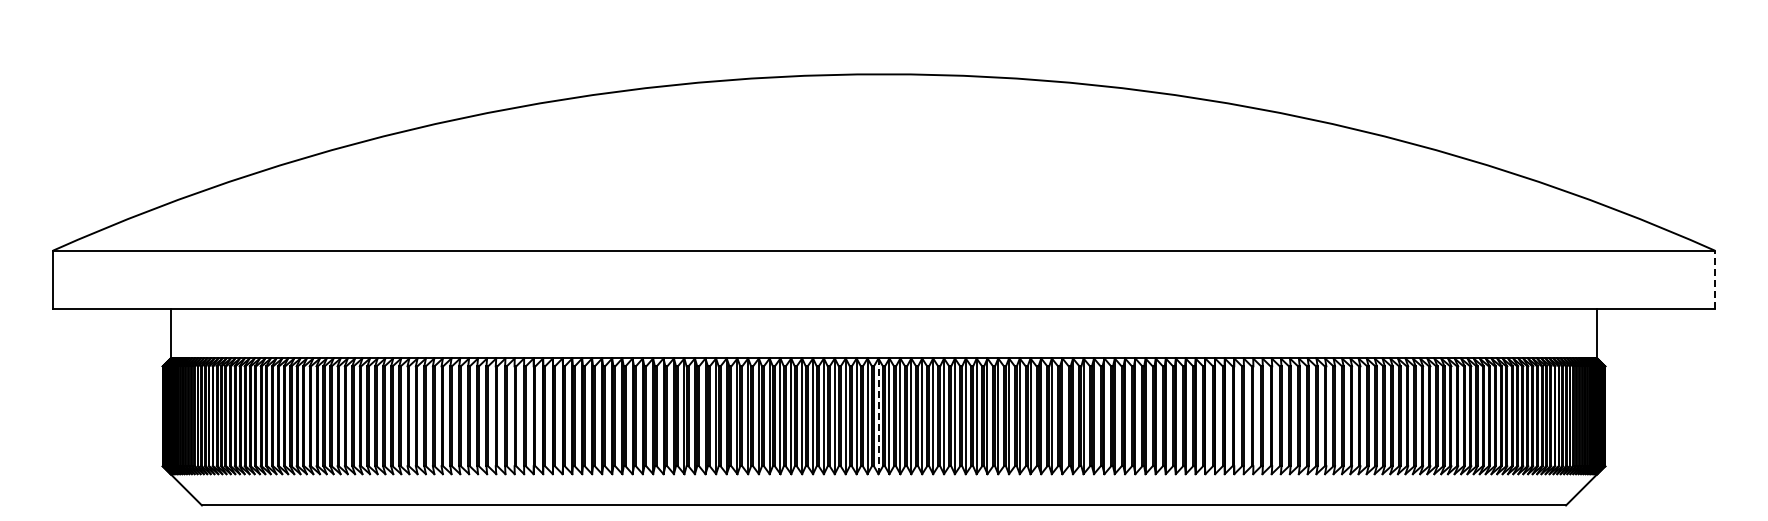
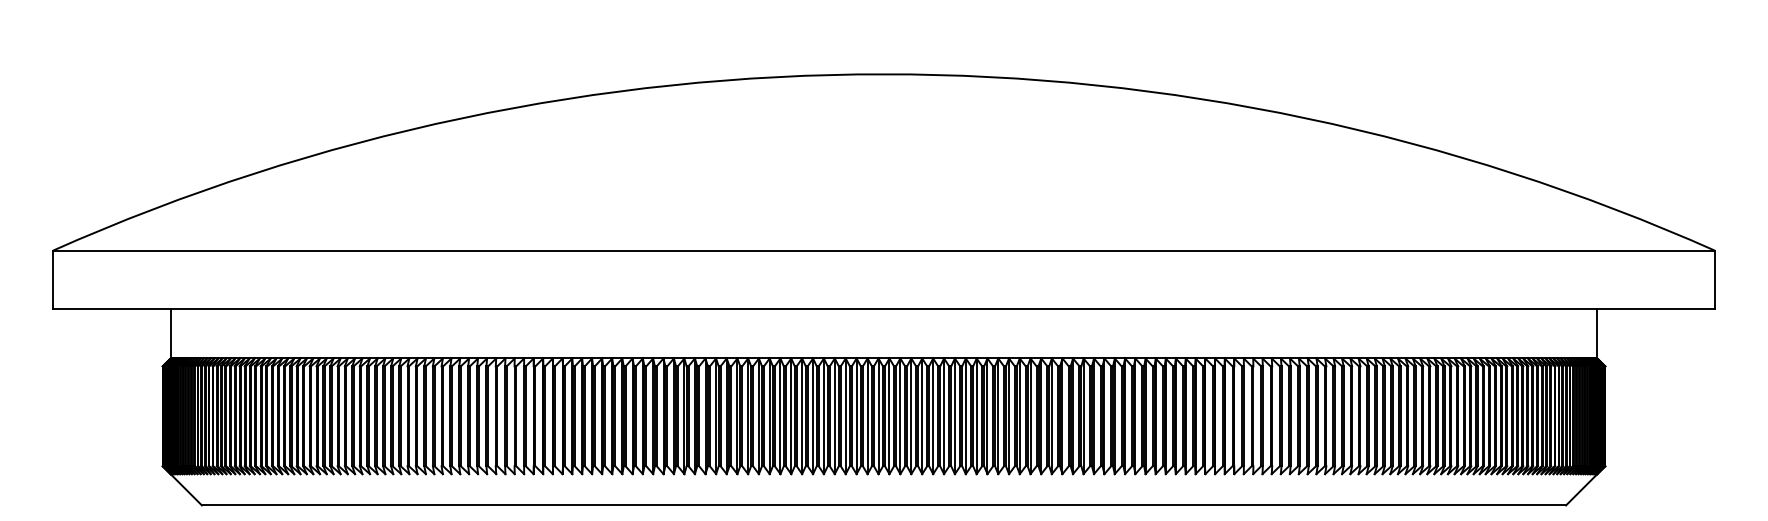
line: dashed -> solid (1714, 279)
line: dashed -> solid (878, 416)
